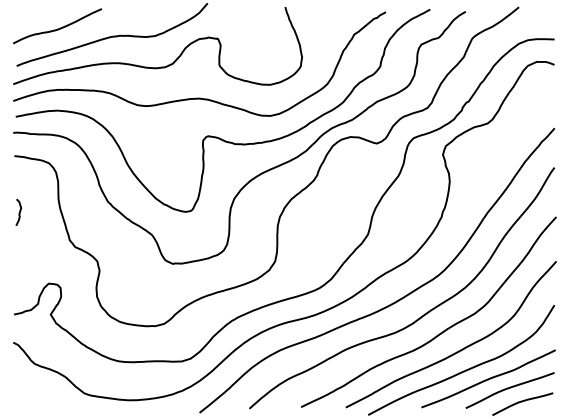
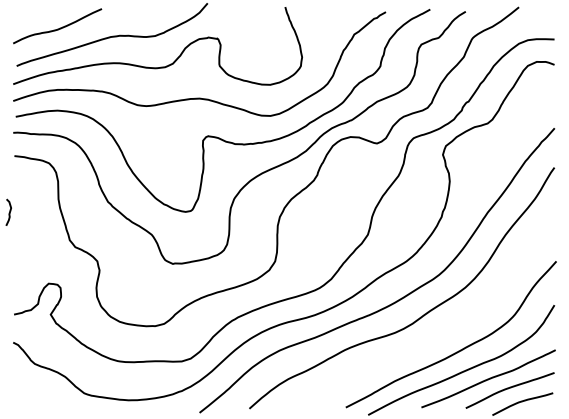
curve position: (19, 211) -> (9, 211) (9, 211)
curve: present -> none (440, 332)
